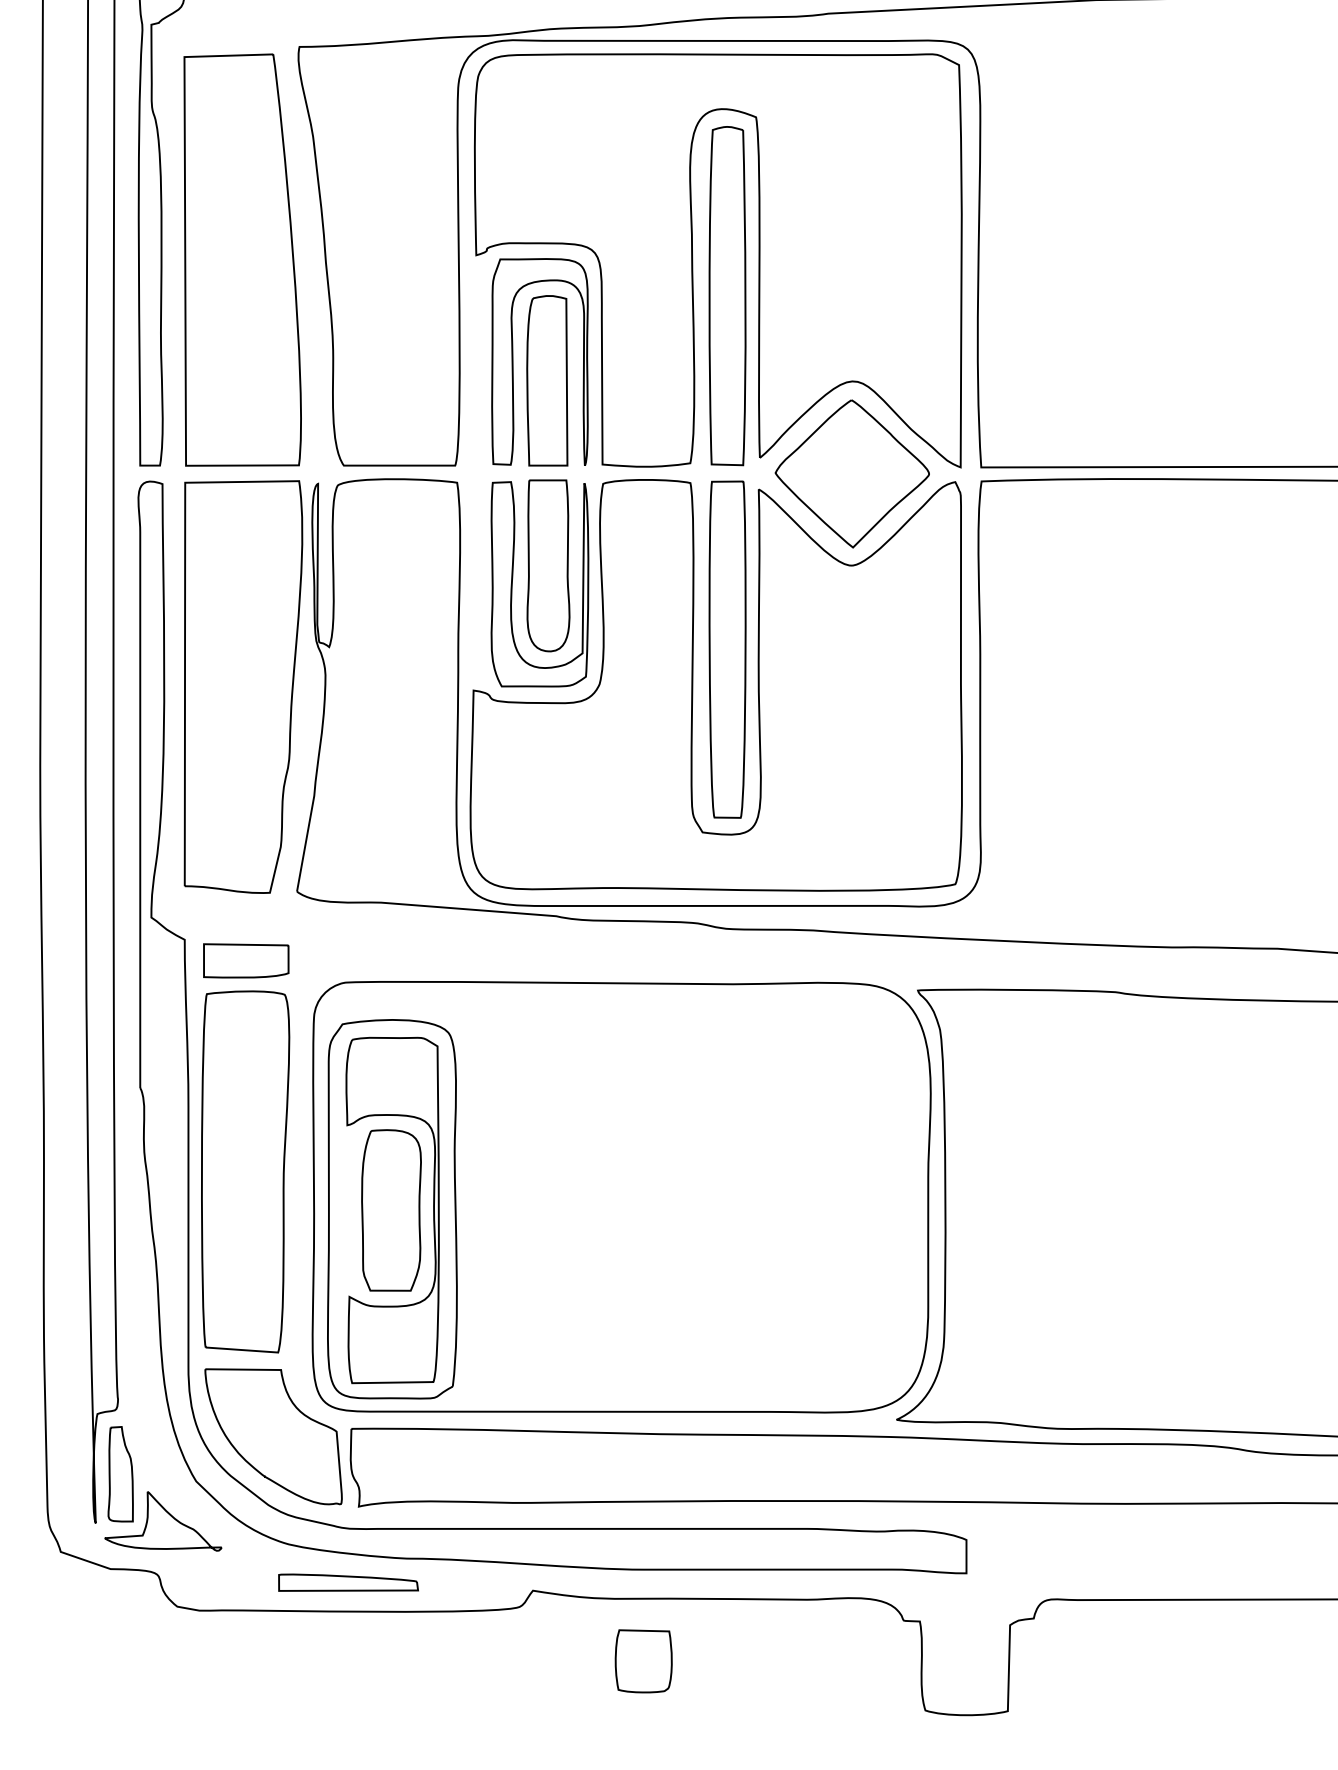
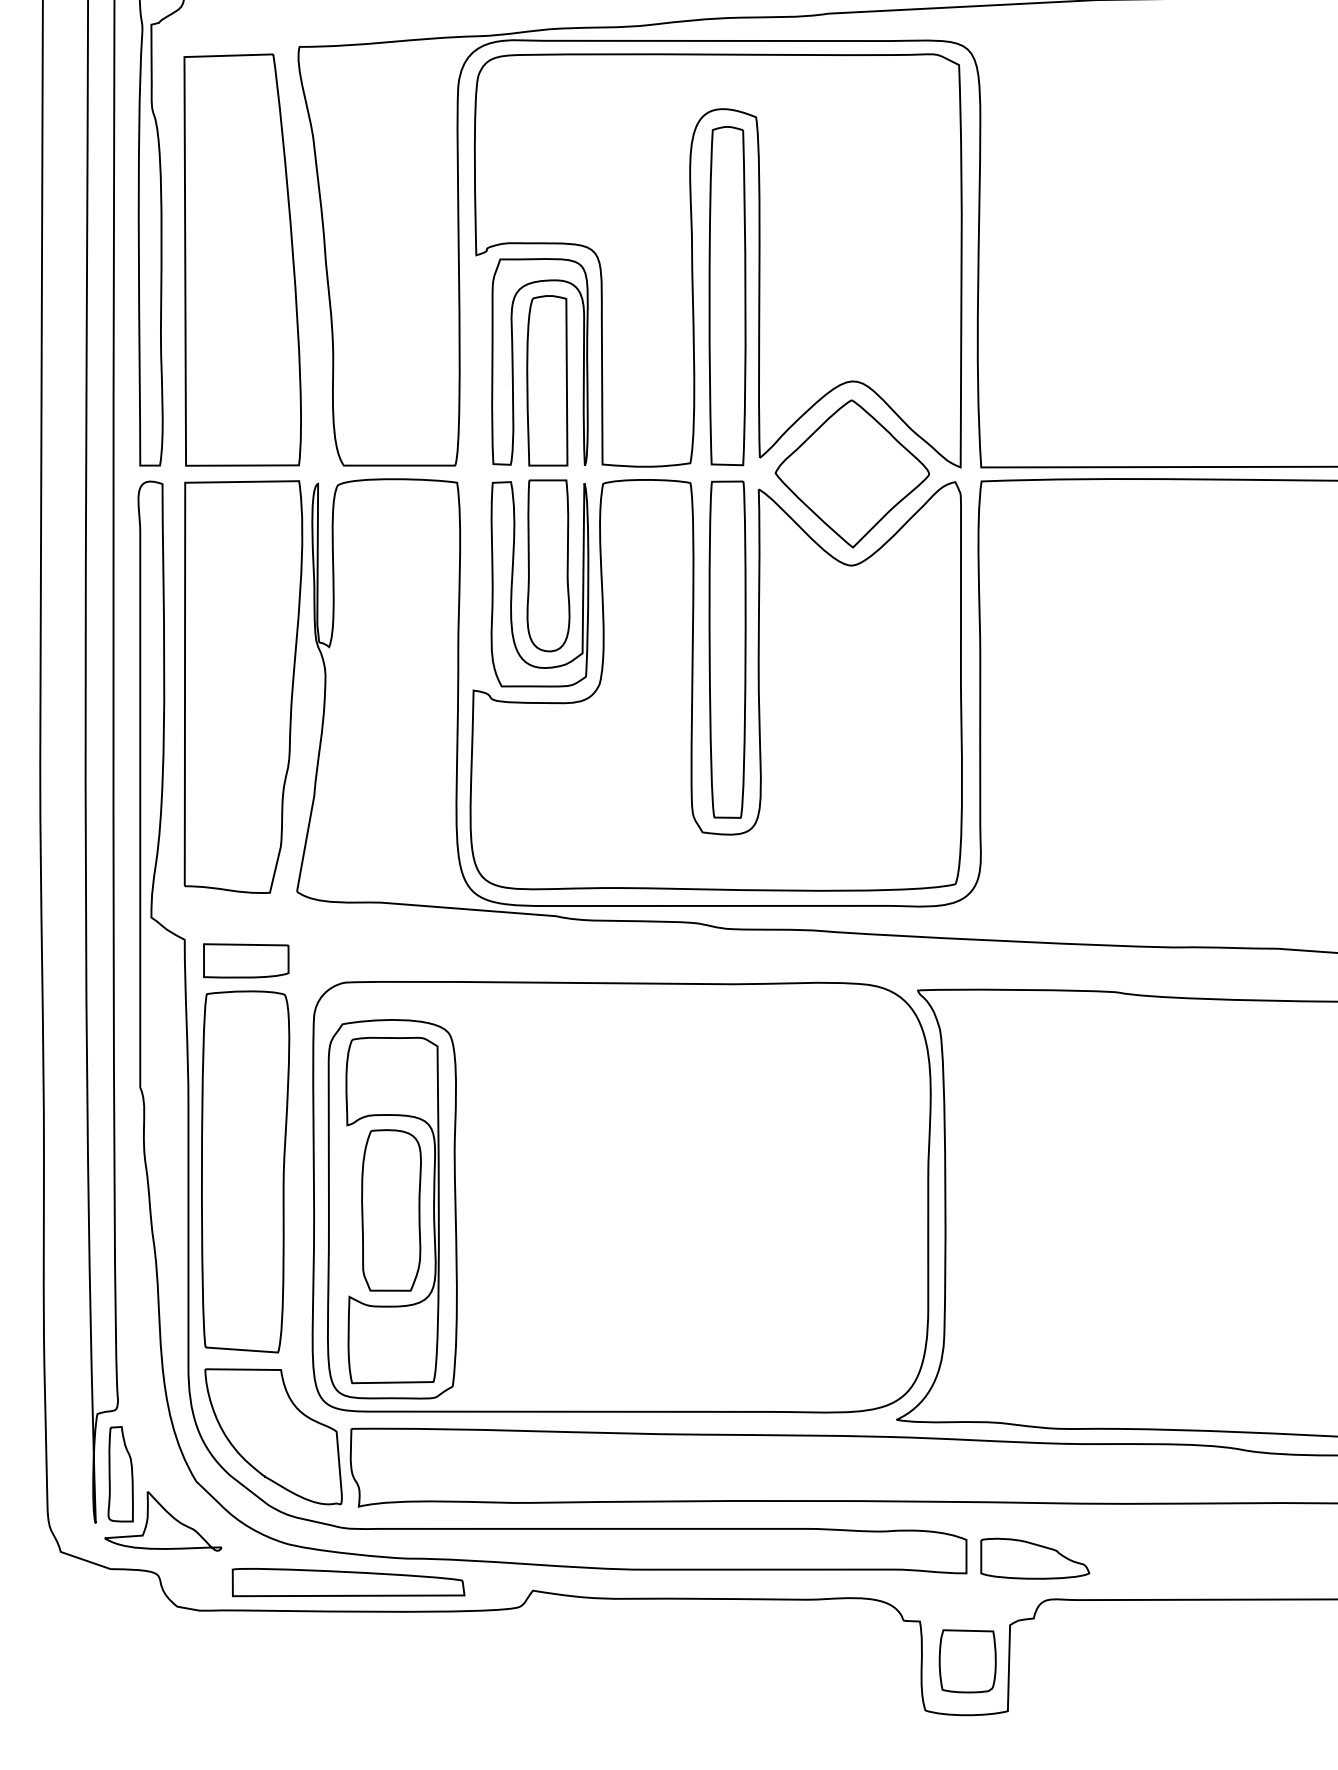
part: none -> present (1035, 1558)
part size: 141x19 px -> 235x30 px (348, 1582)
part position: (643, 1661) -> (967, 1661) (967, 1661)
